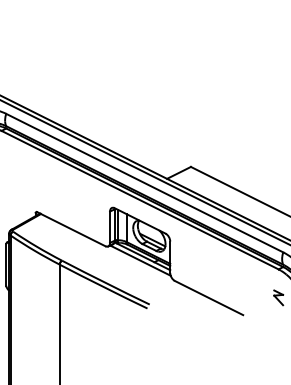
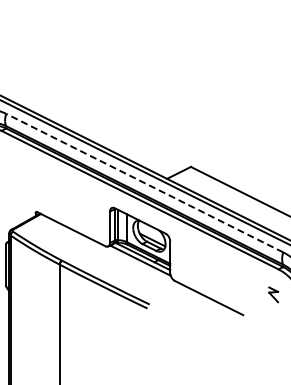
line: solid -> dashed (144, 183)
part position: (278, 297) -> (273, 294) (273, 294)
